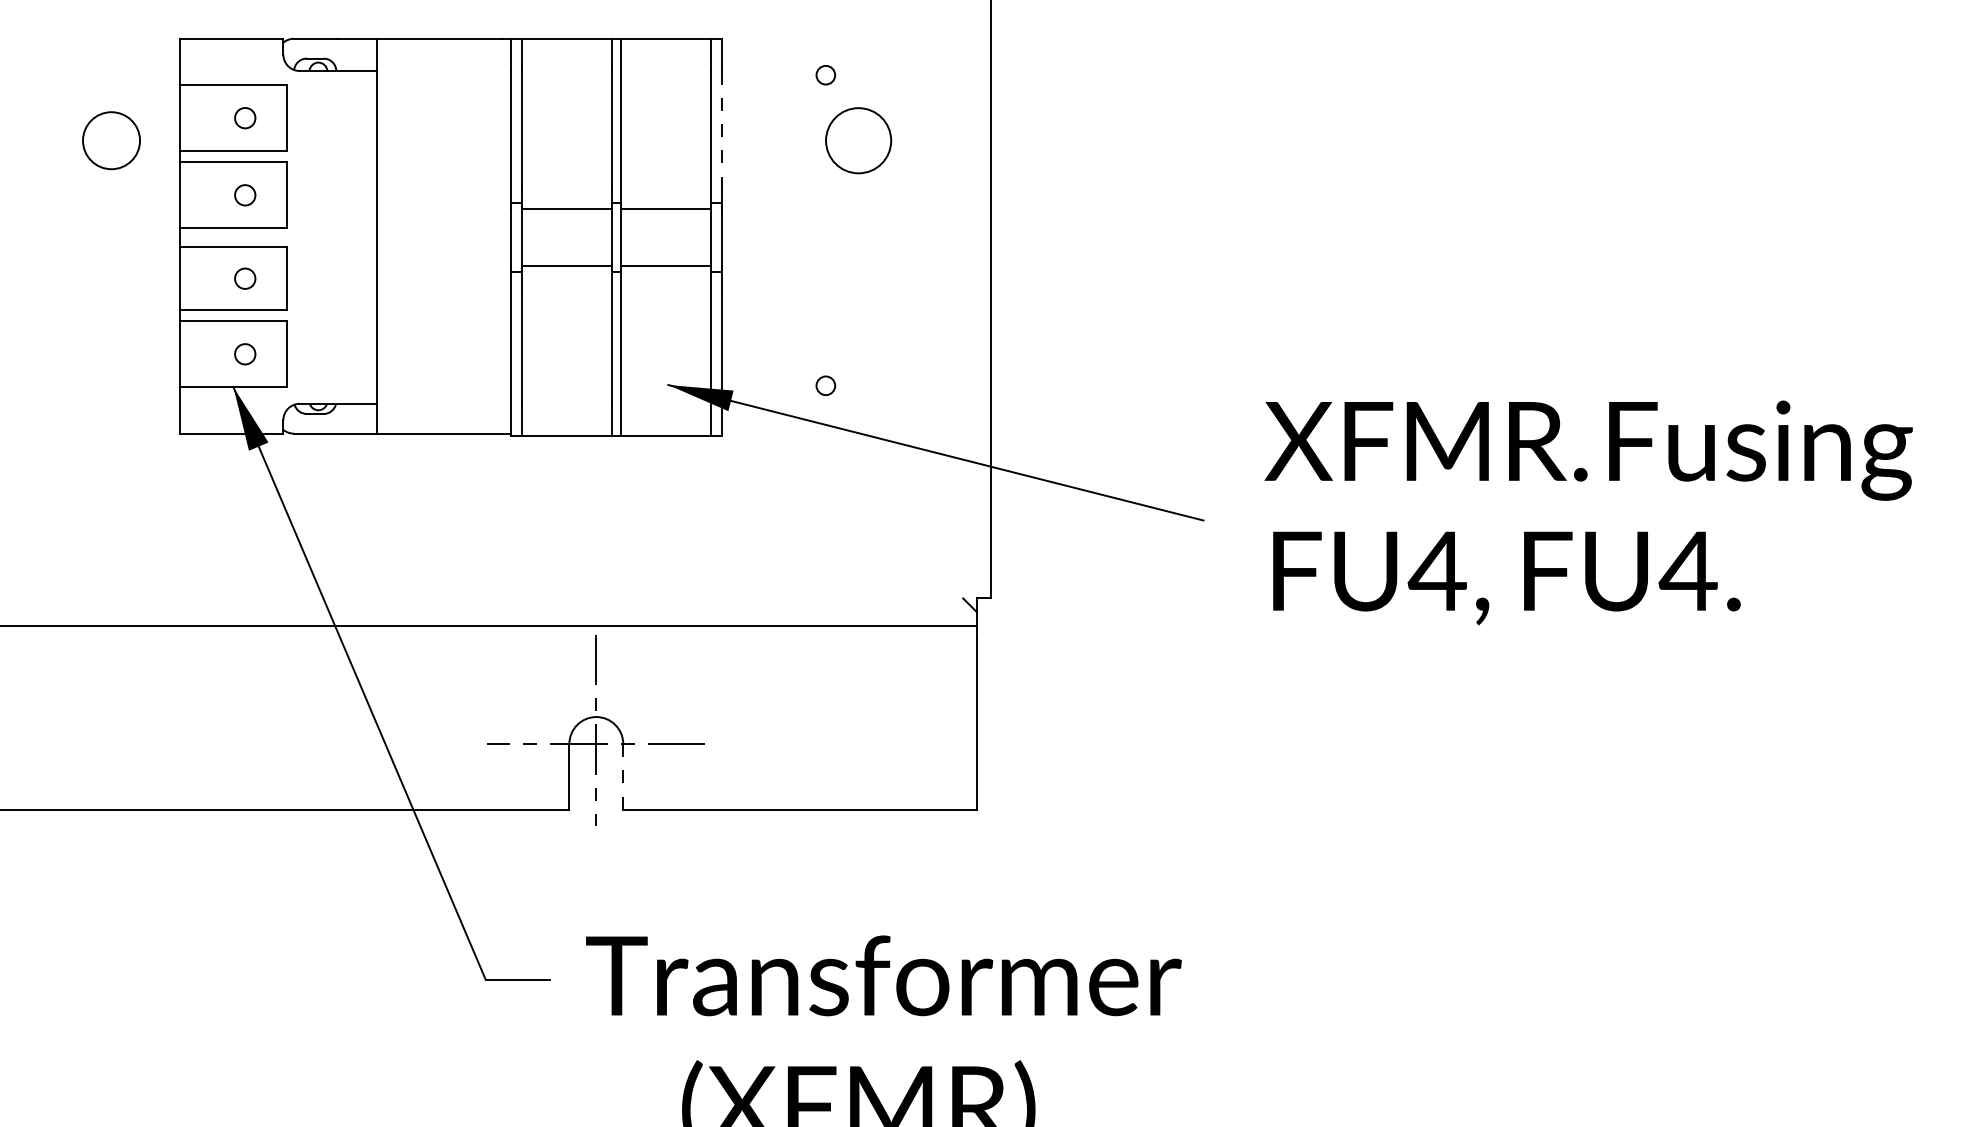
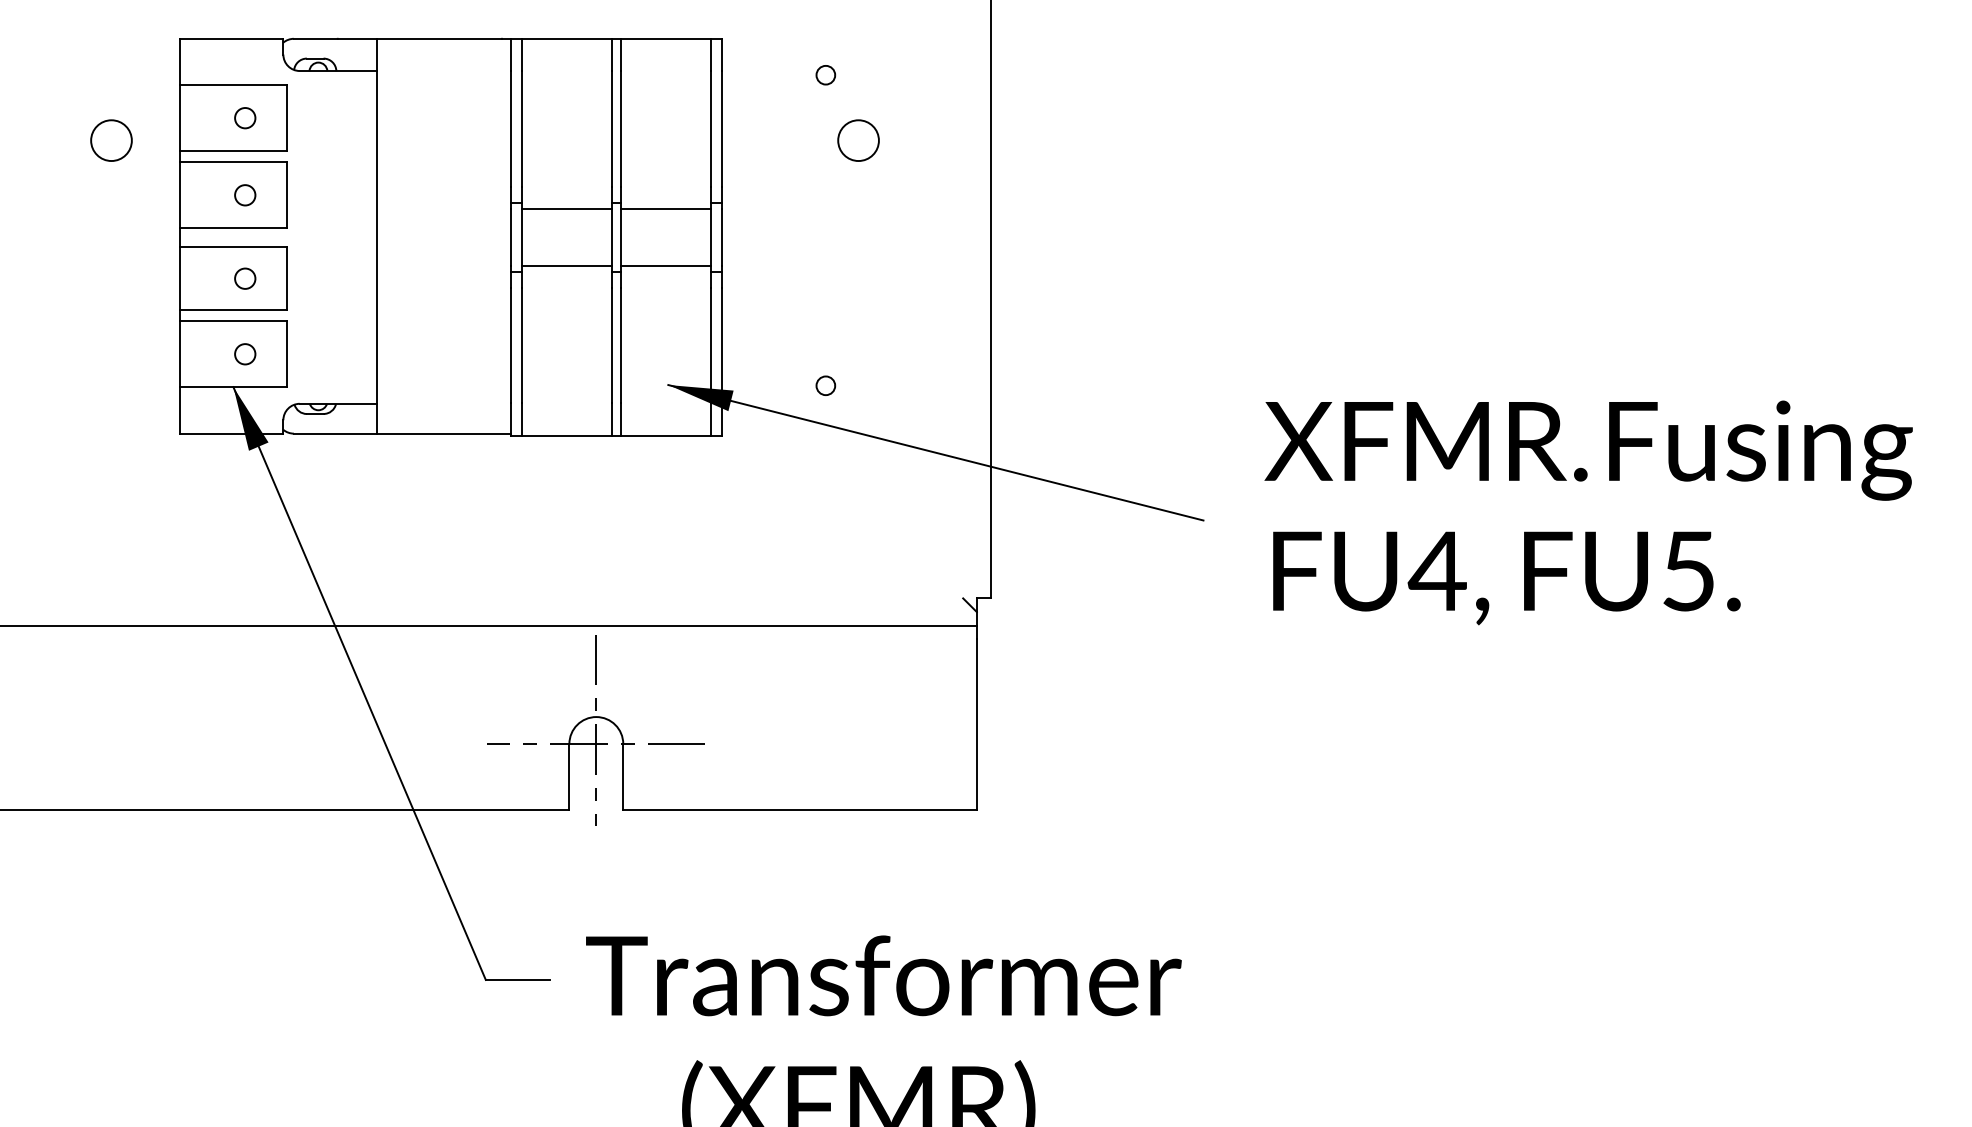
line: dashed -> solid (721, 129)
circle size: 59x60 px -> 43x43 px (111, 140)
circle size: 68x68 px -> 43x43 px (858, 140)
text: FU4. -> FU5. (1687, 571)
line: dashed -> solid (623, 776)
